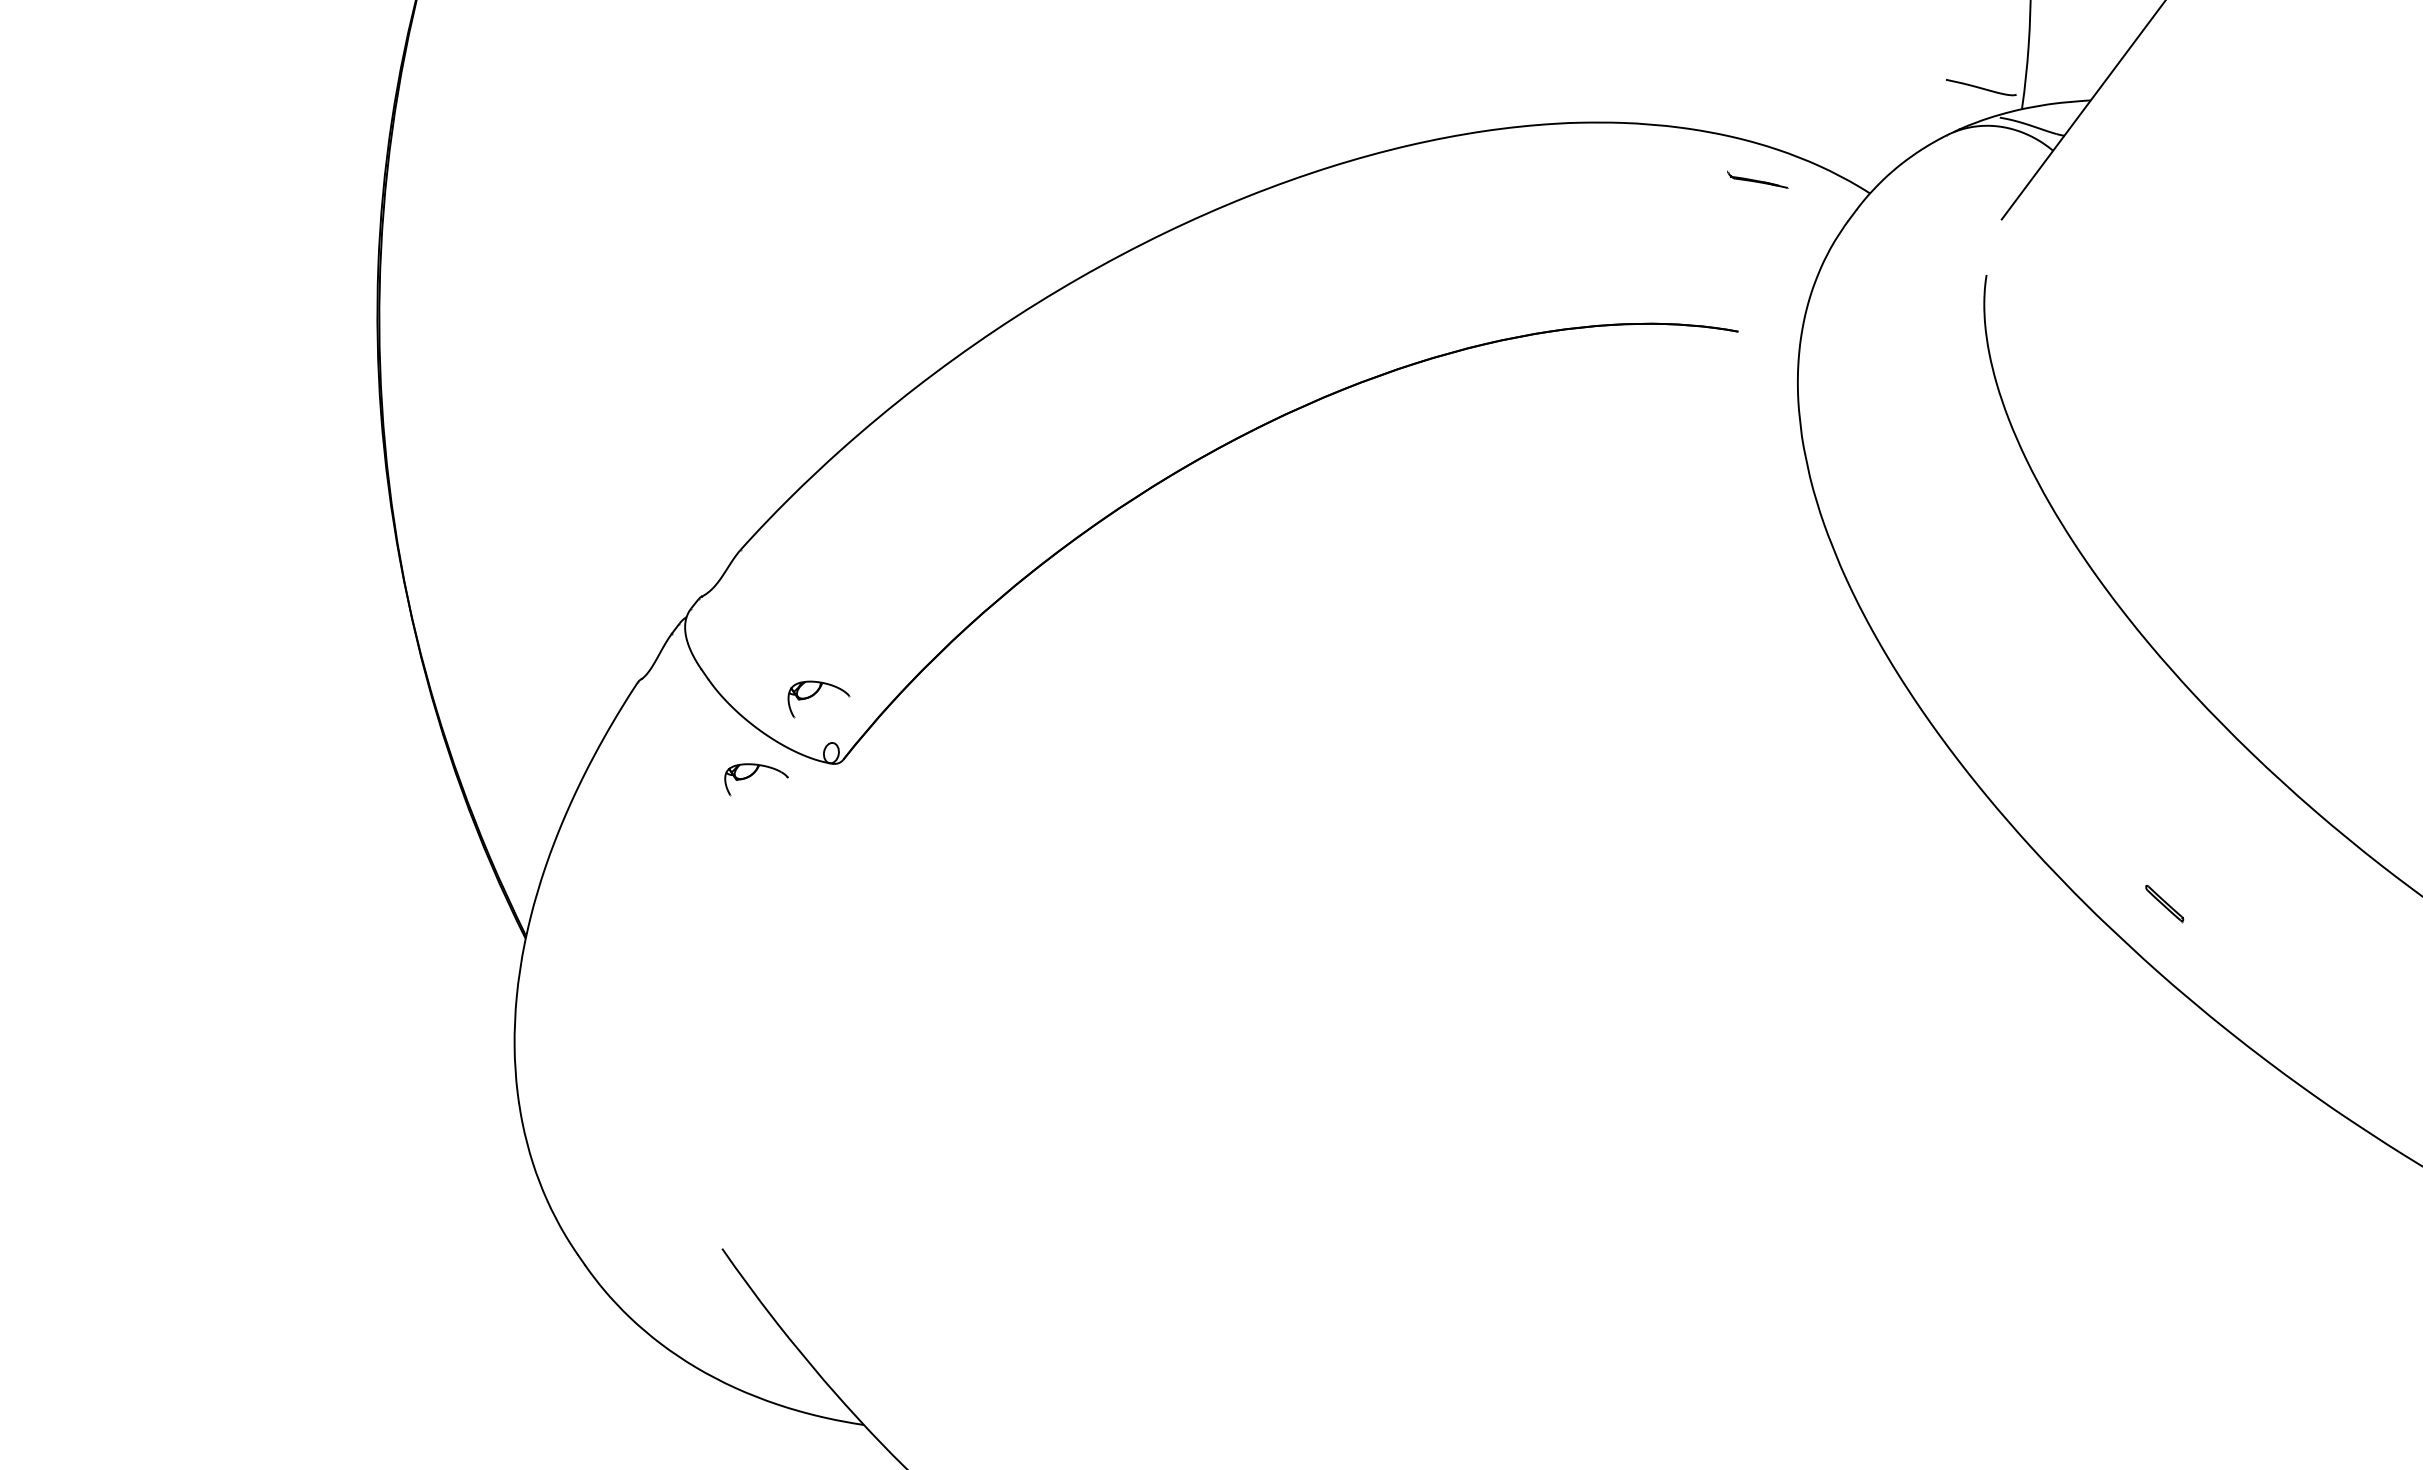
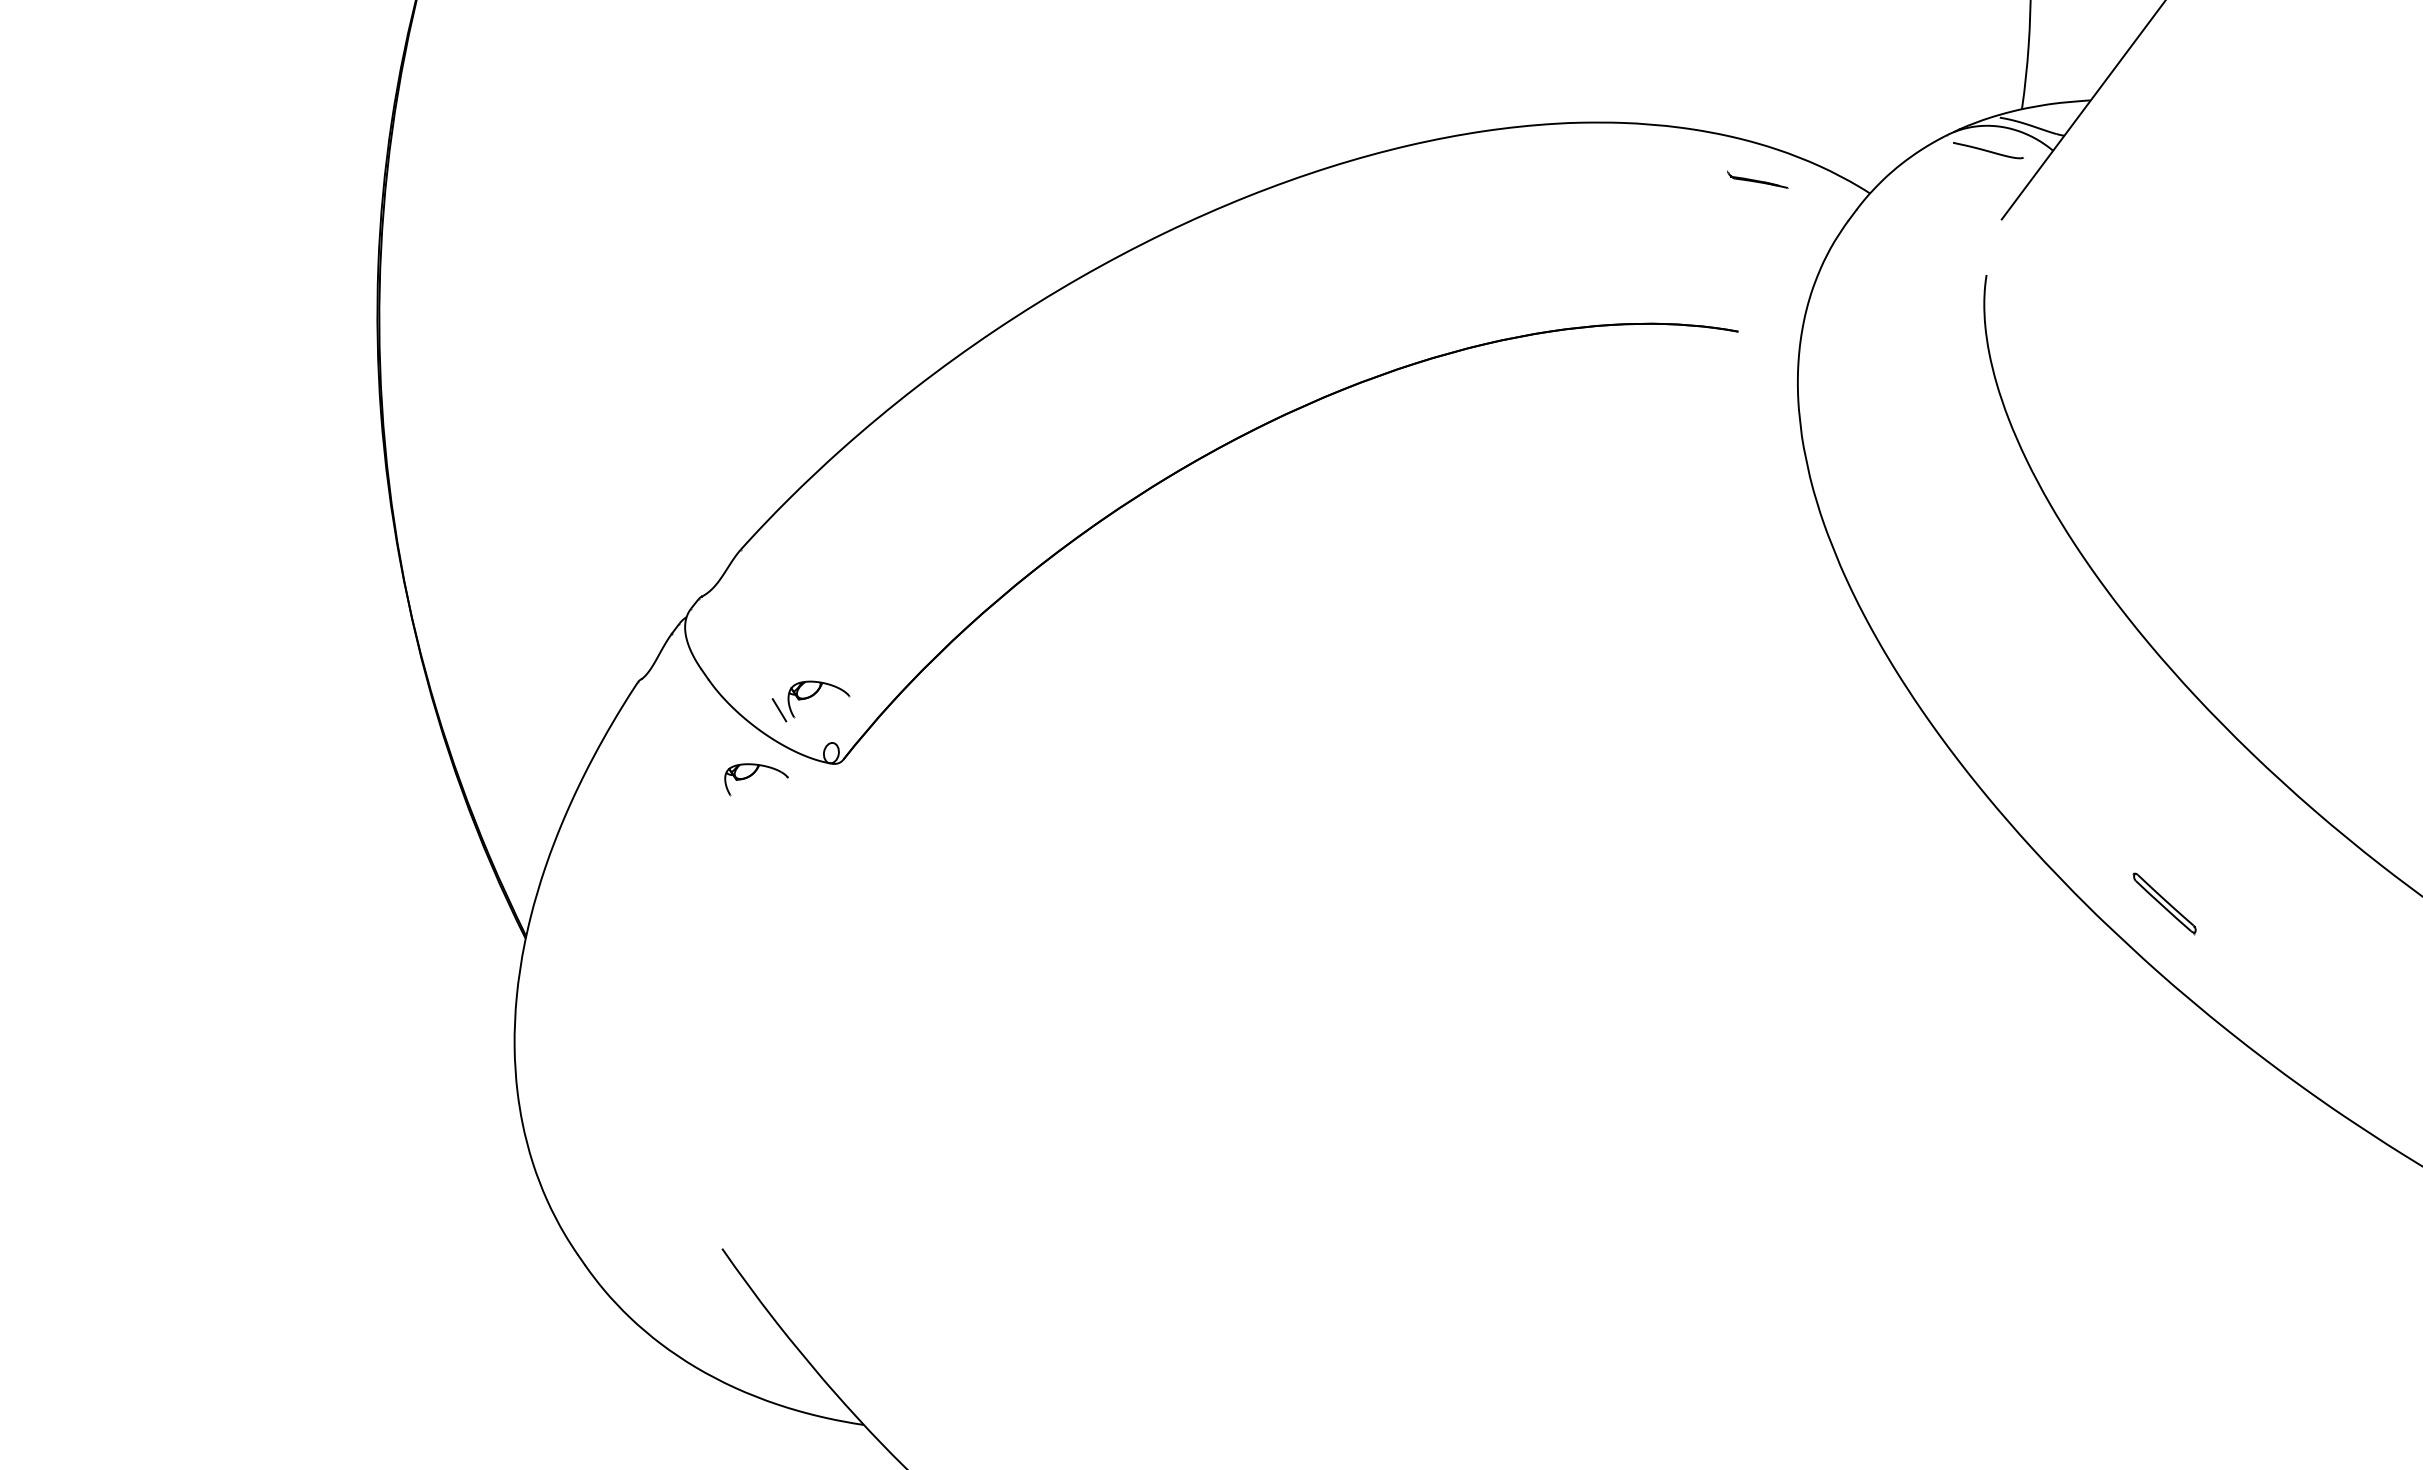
part position: (1981, 87) -> (1988, 150) (1988, 150)
line: none -> present (779, 710)
part size: 40x40 px -> 65x64 px (2164, 903)
